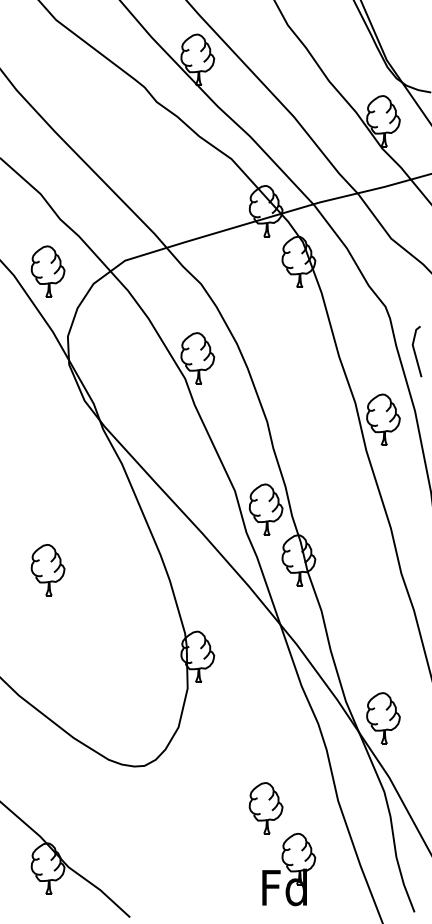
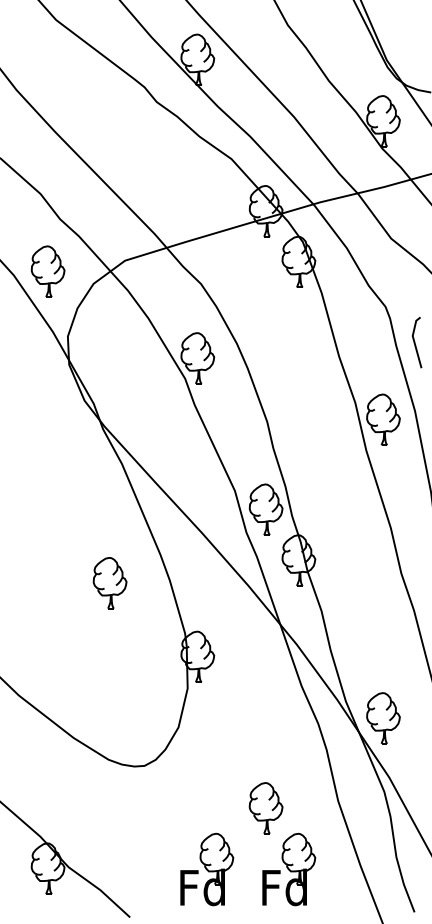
line position: (415, 351) -> (415, 342) (415, 342)
part position: (47, 570) -> (109, 583) (109, 583)
part: none -> present (207, 869)
